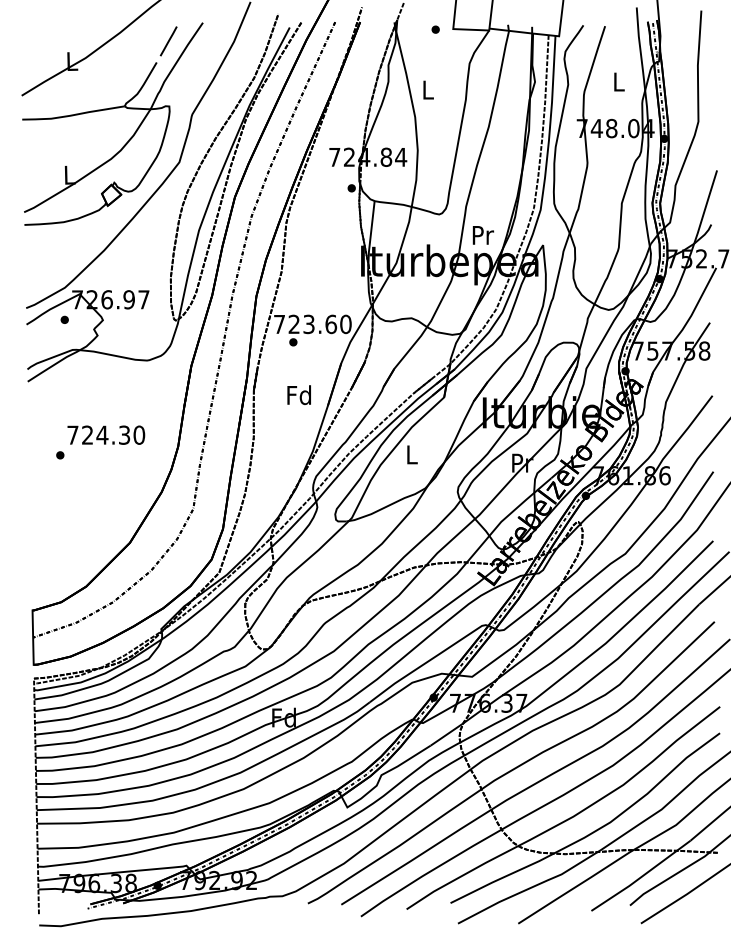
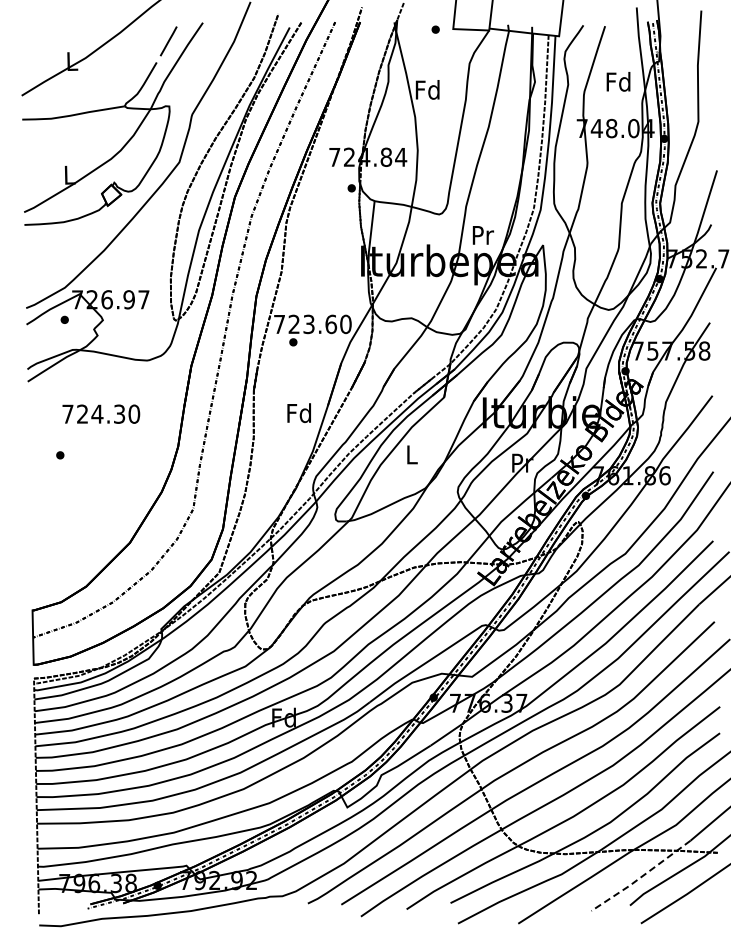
text: L -> Fd (618, 81)
text: L -> Fd (427, 89)
text position: (298, 394) -> (298, 412) (298, 412)
text position: (106, 434) -> (101, 413) (101, 413)
line: solid -> dashed (641, 877)
